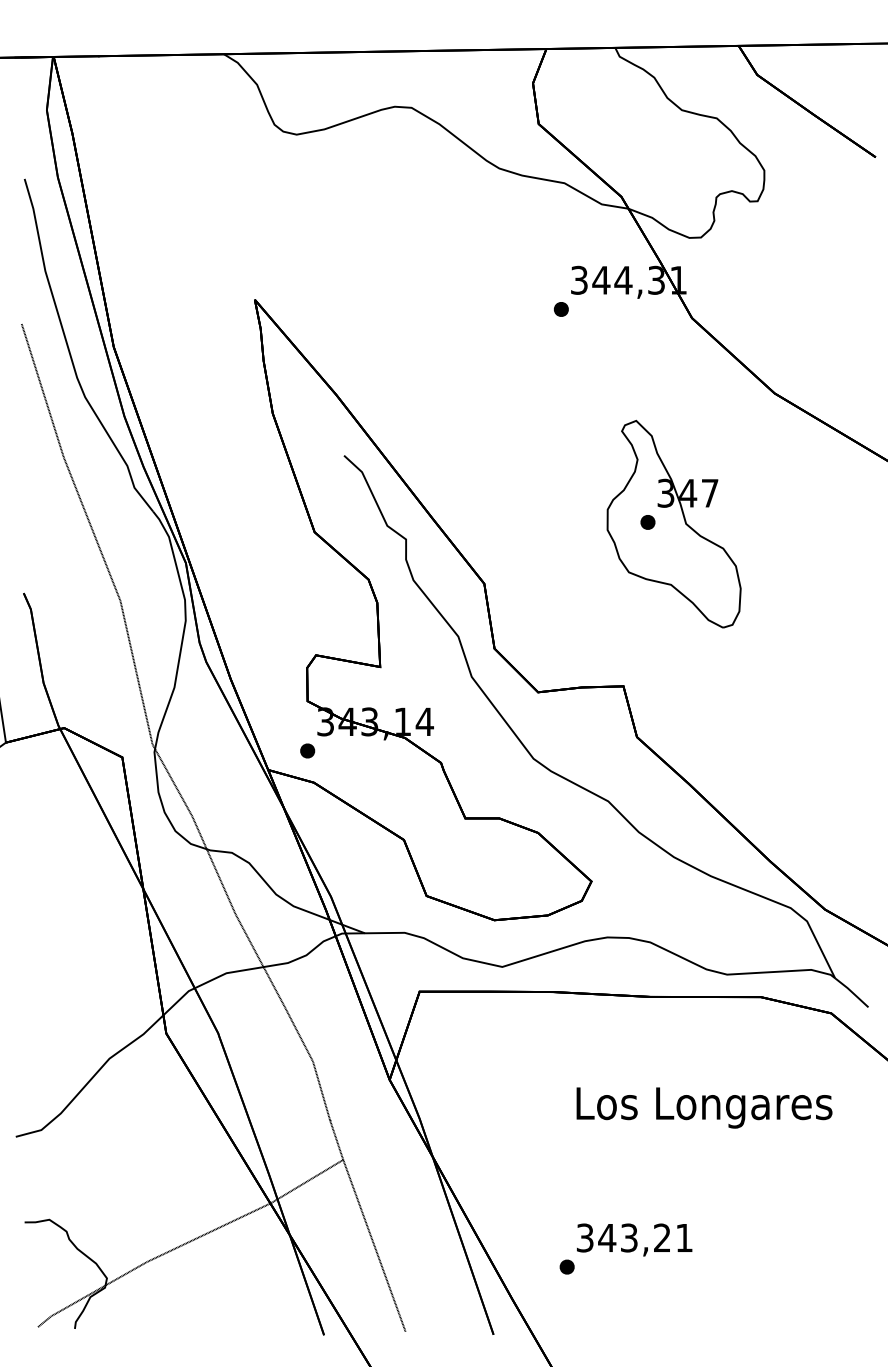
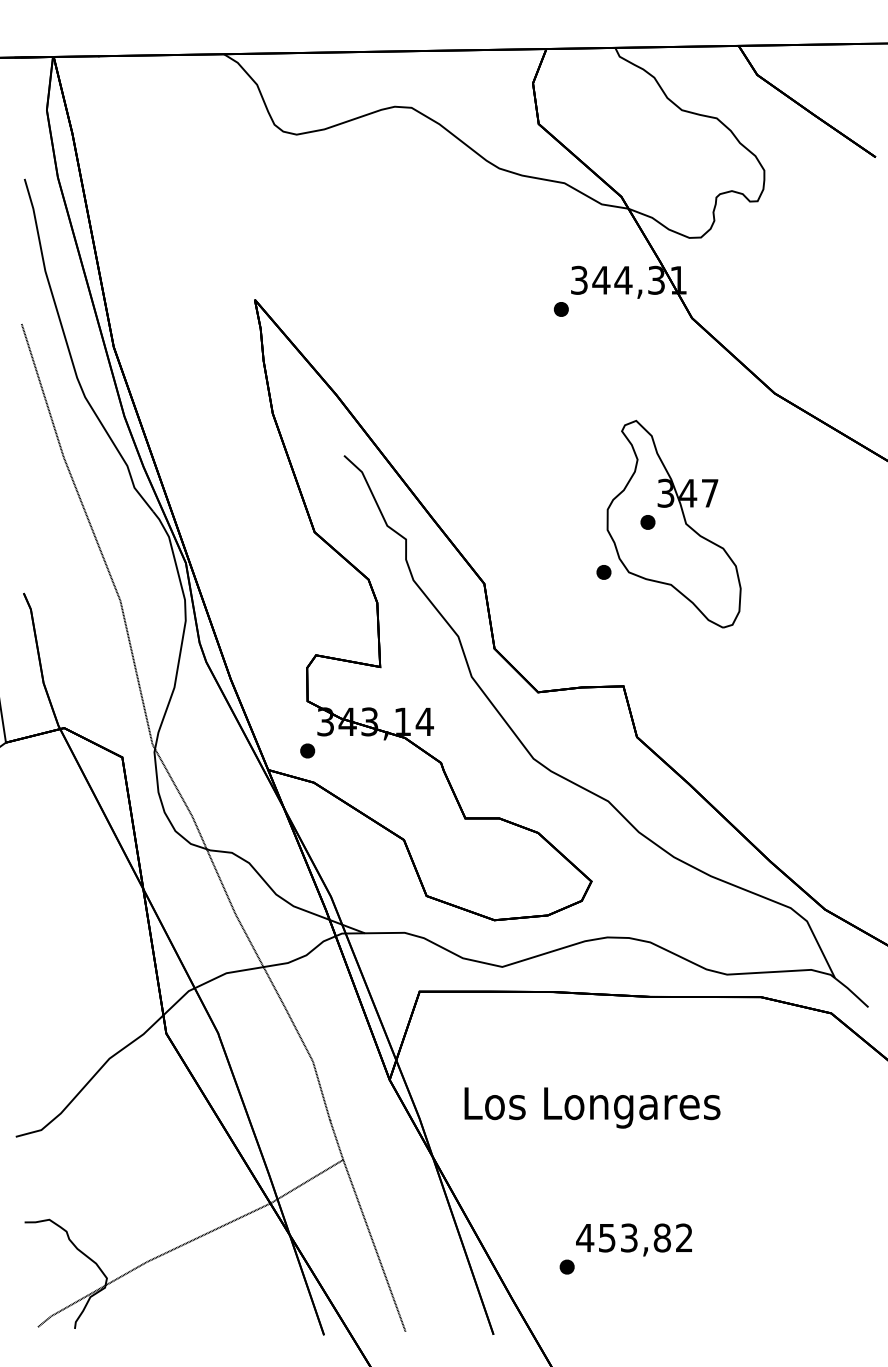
part: none -> present (603, 572)
text position: (704, 1107) -> (592, 1107) (592, 1107)
text: 343,21 -> 453,82 (634, 1237)
